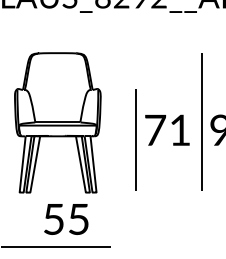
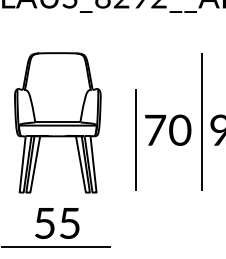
text: 71 -> 70 (180, 129)
text position: (66, 219) -> (57, 223) (57, 223)
